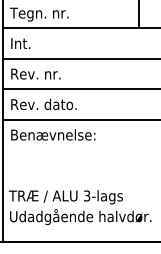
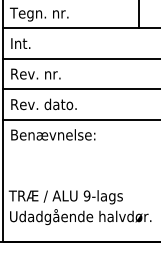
text: 3-lags -> 9-lags (86, 195)
